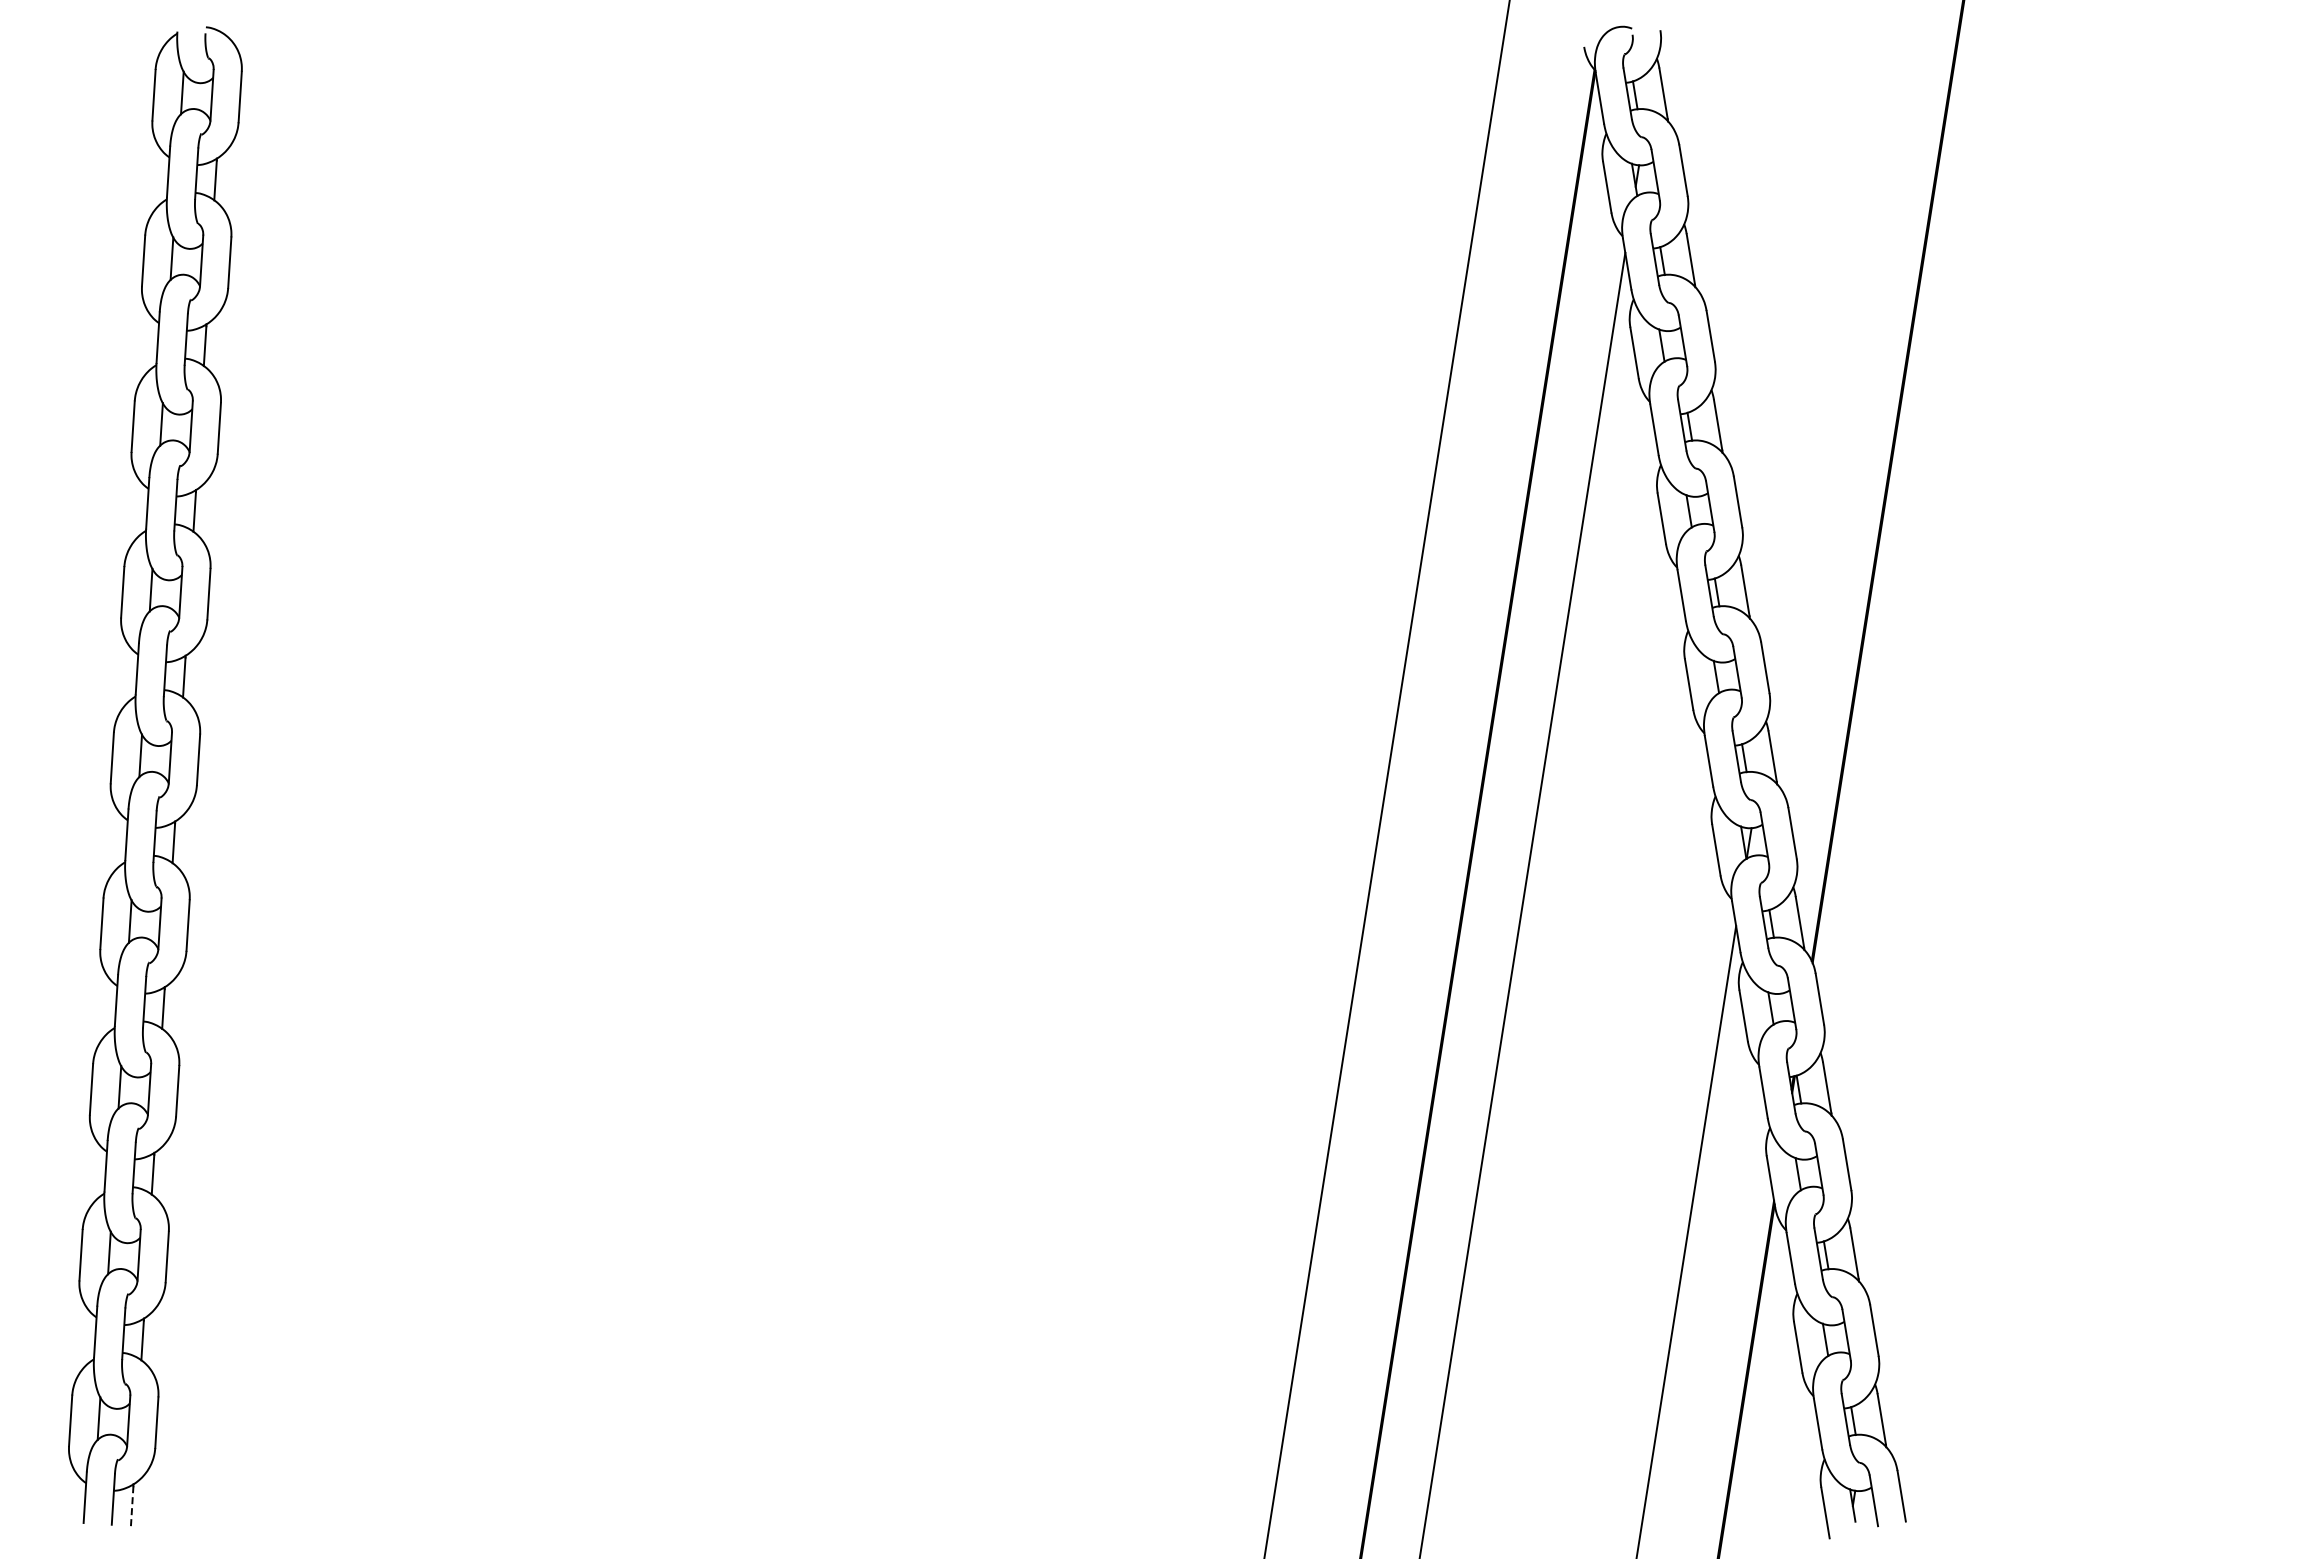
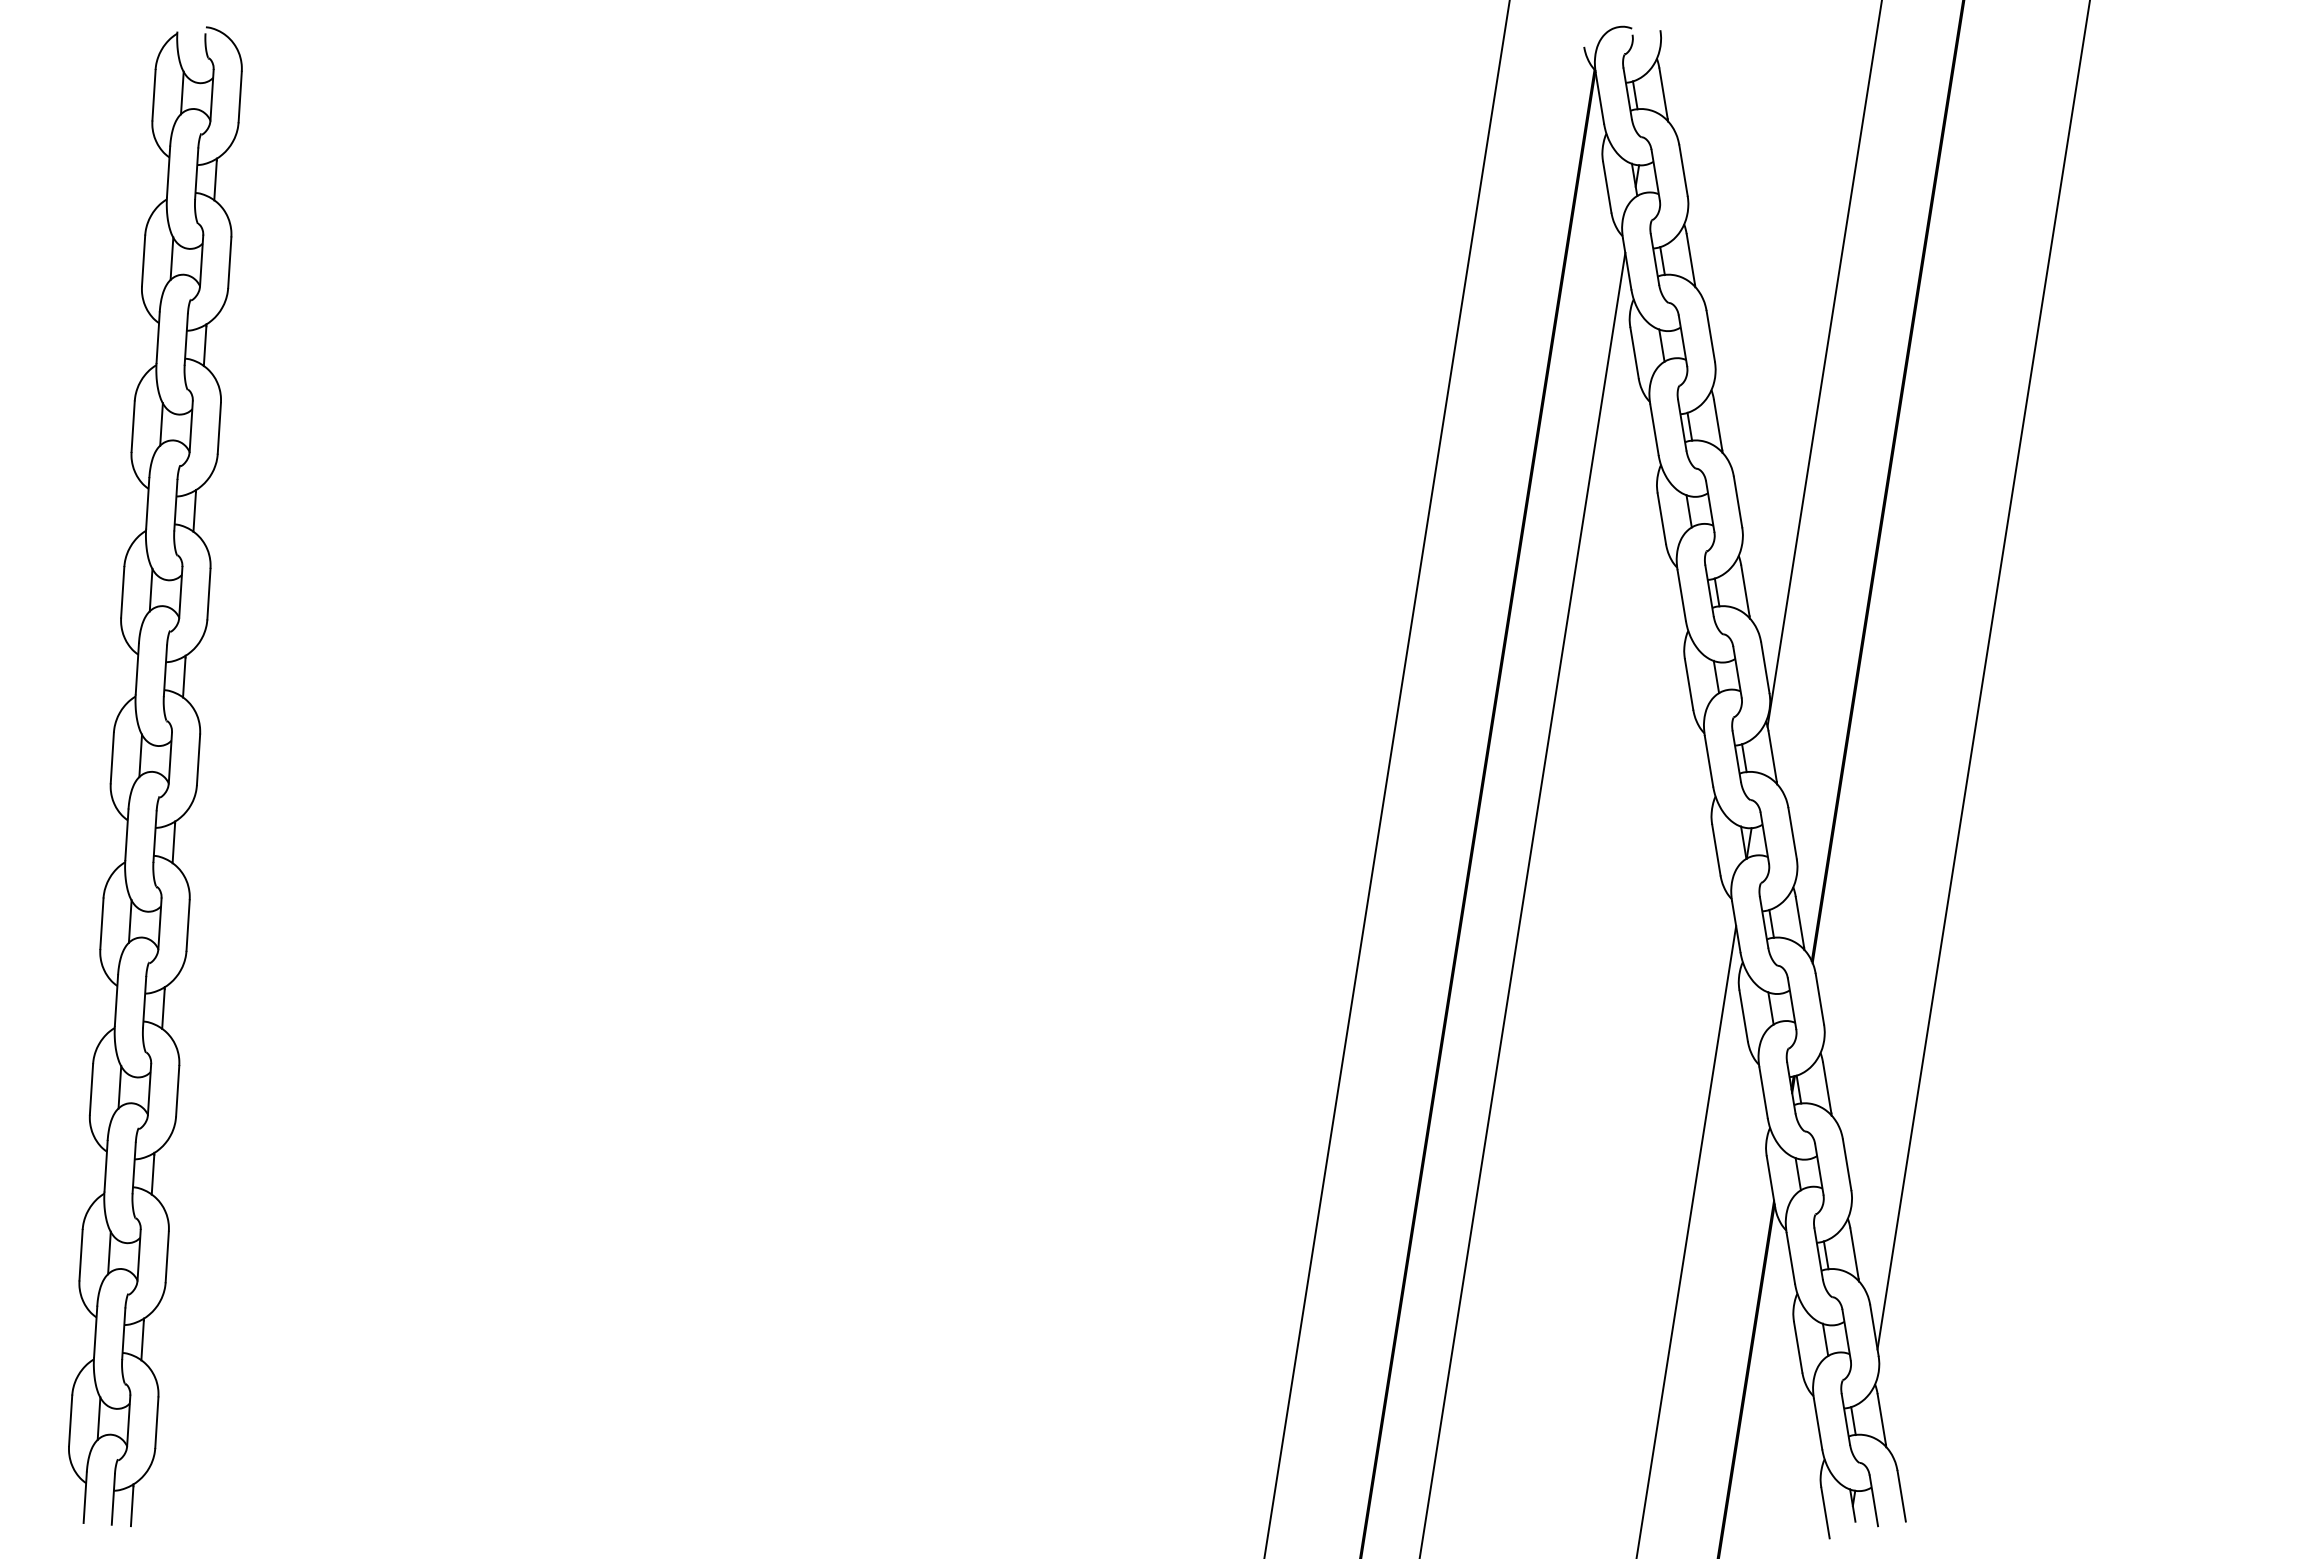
line: none -> present (1824, 364)
line: none -> present (1983, 675)
line: dashed -> solid (132, 1506)
